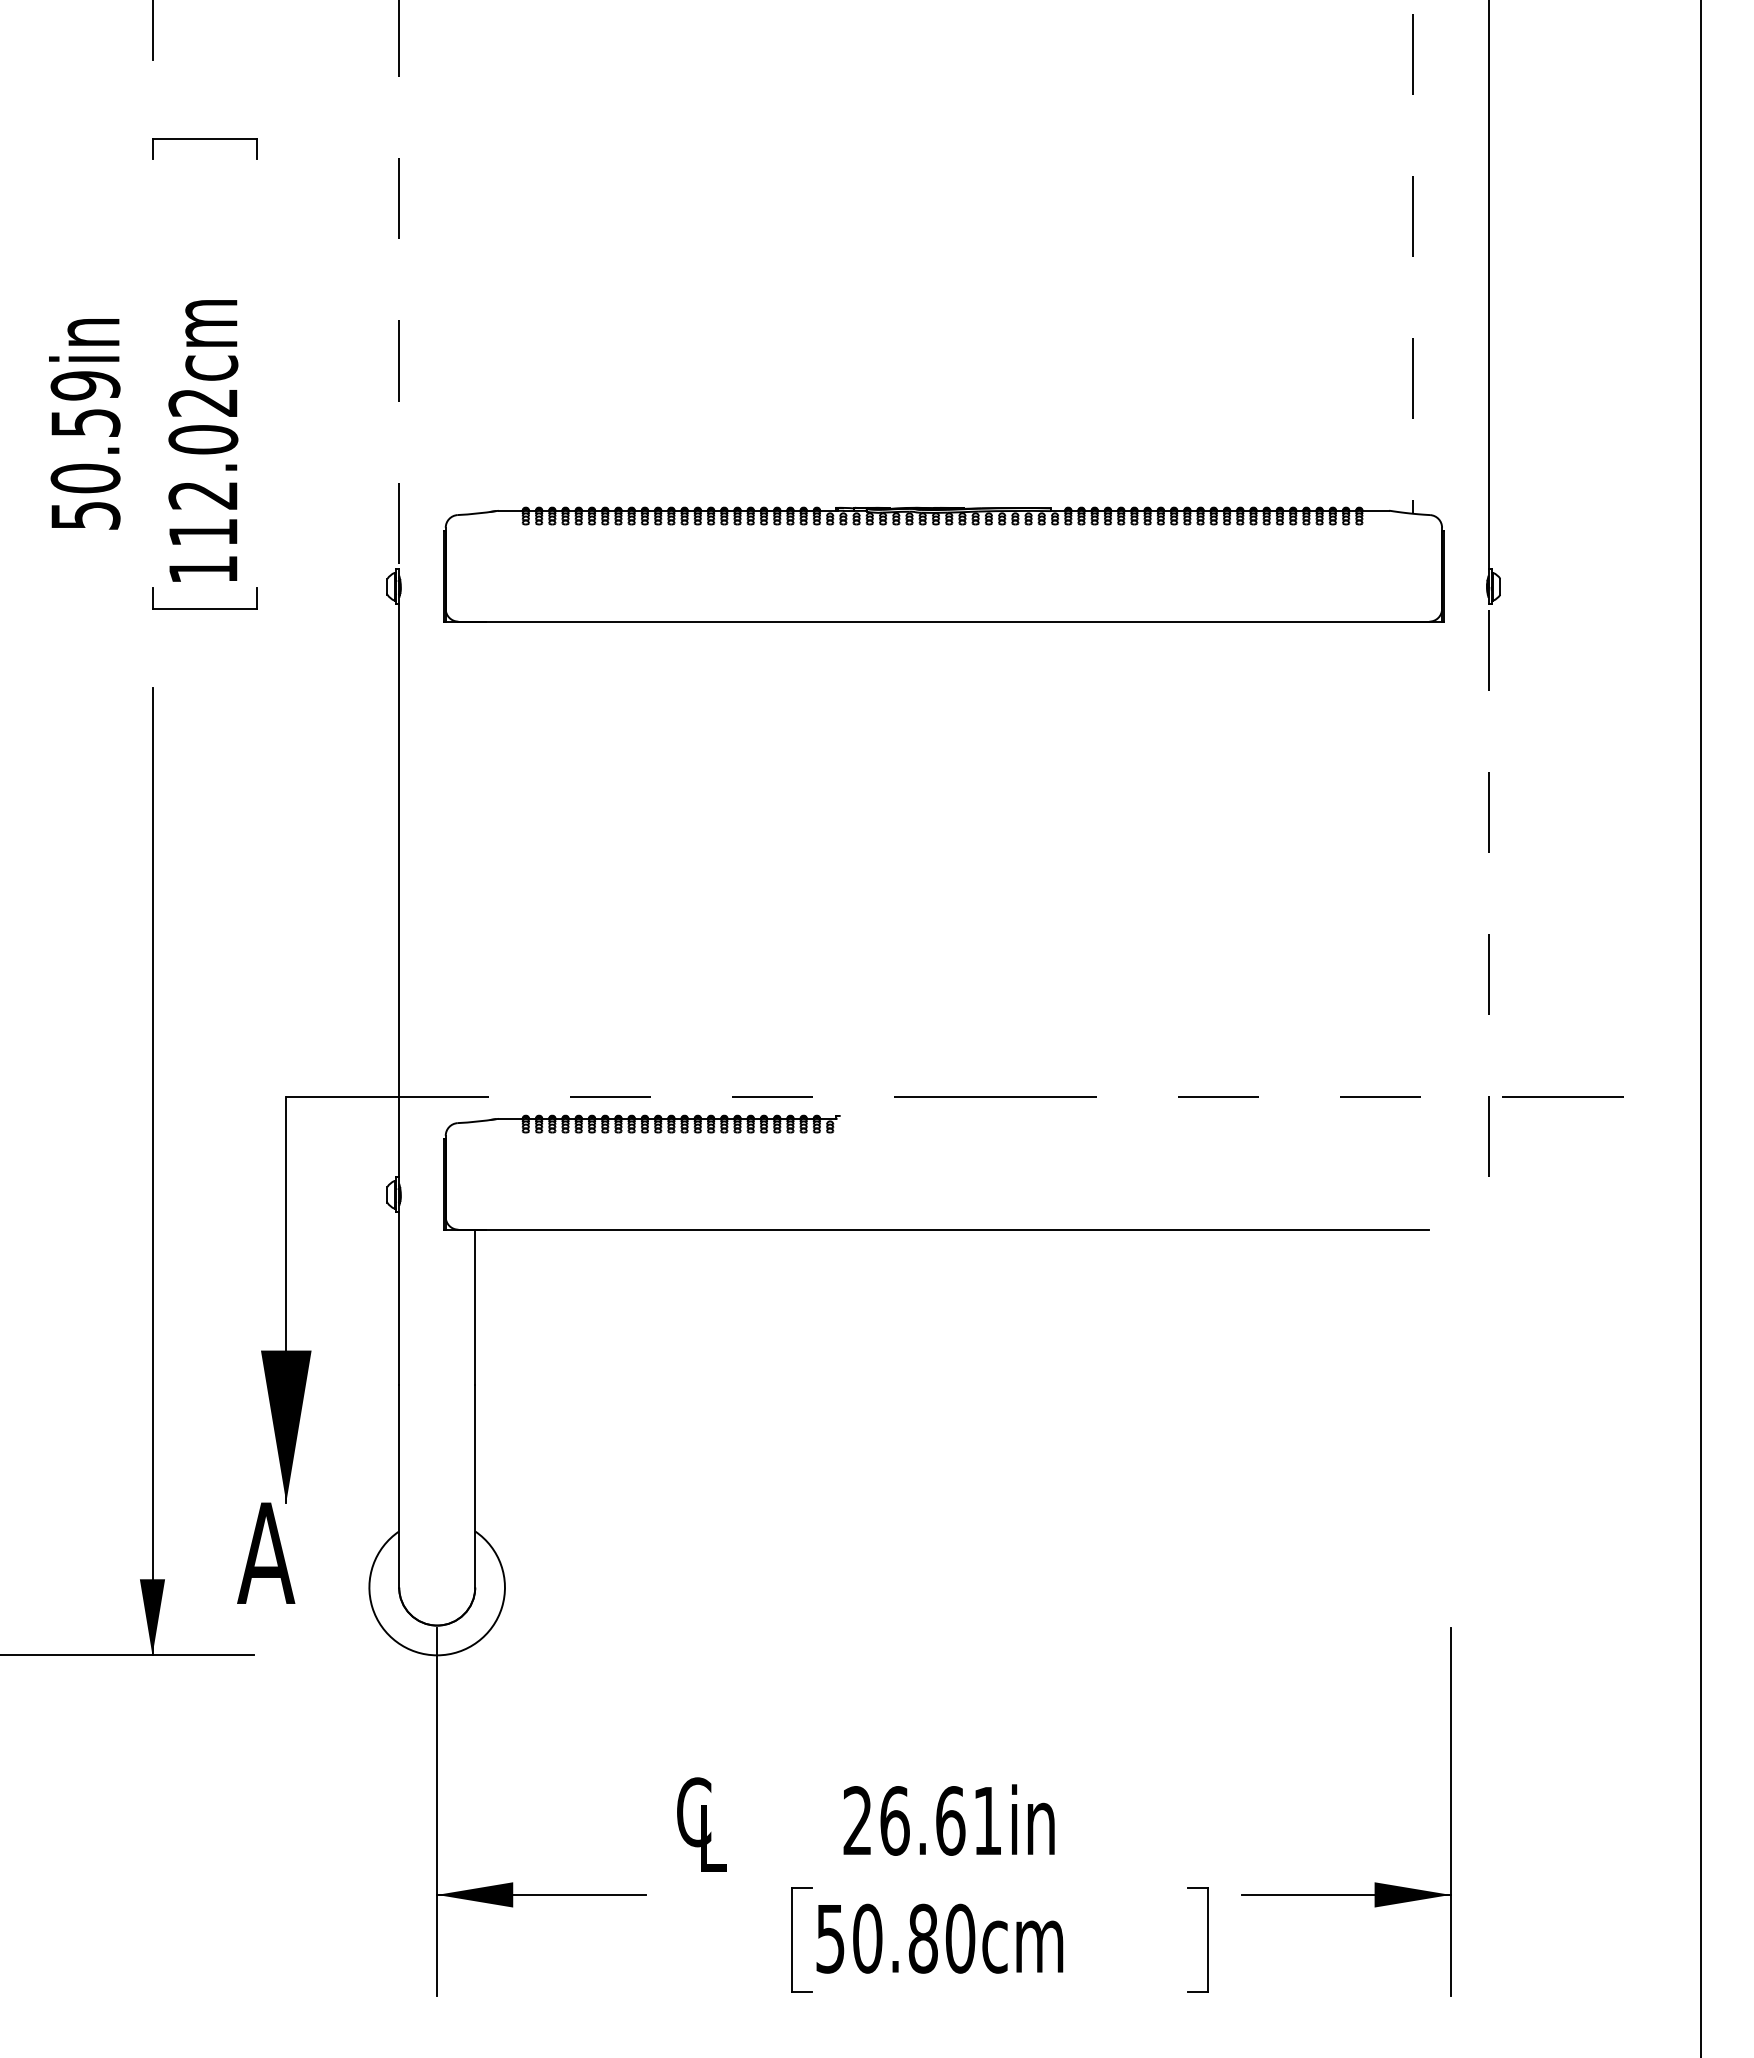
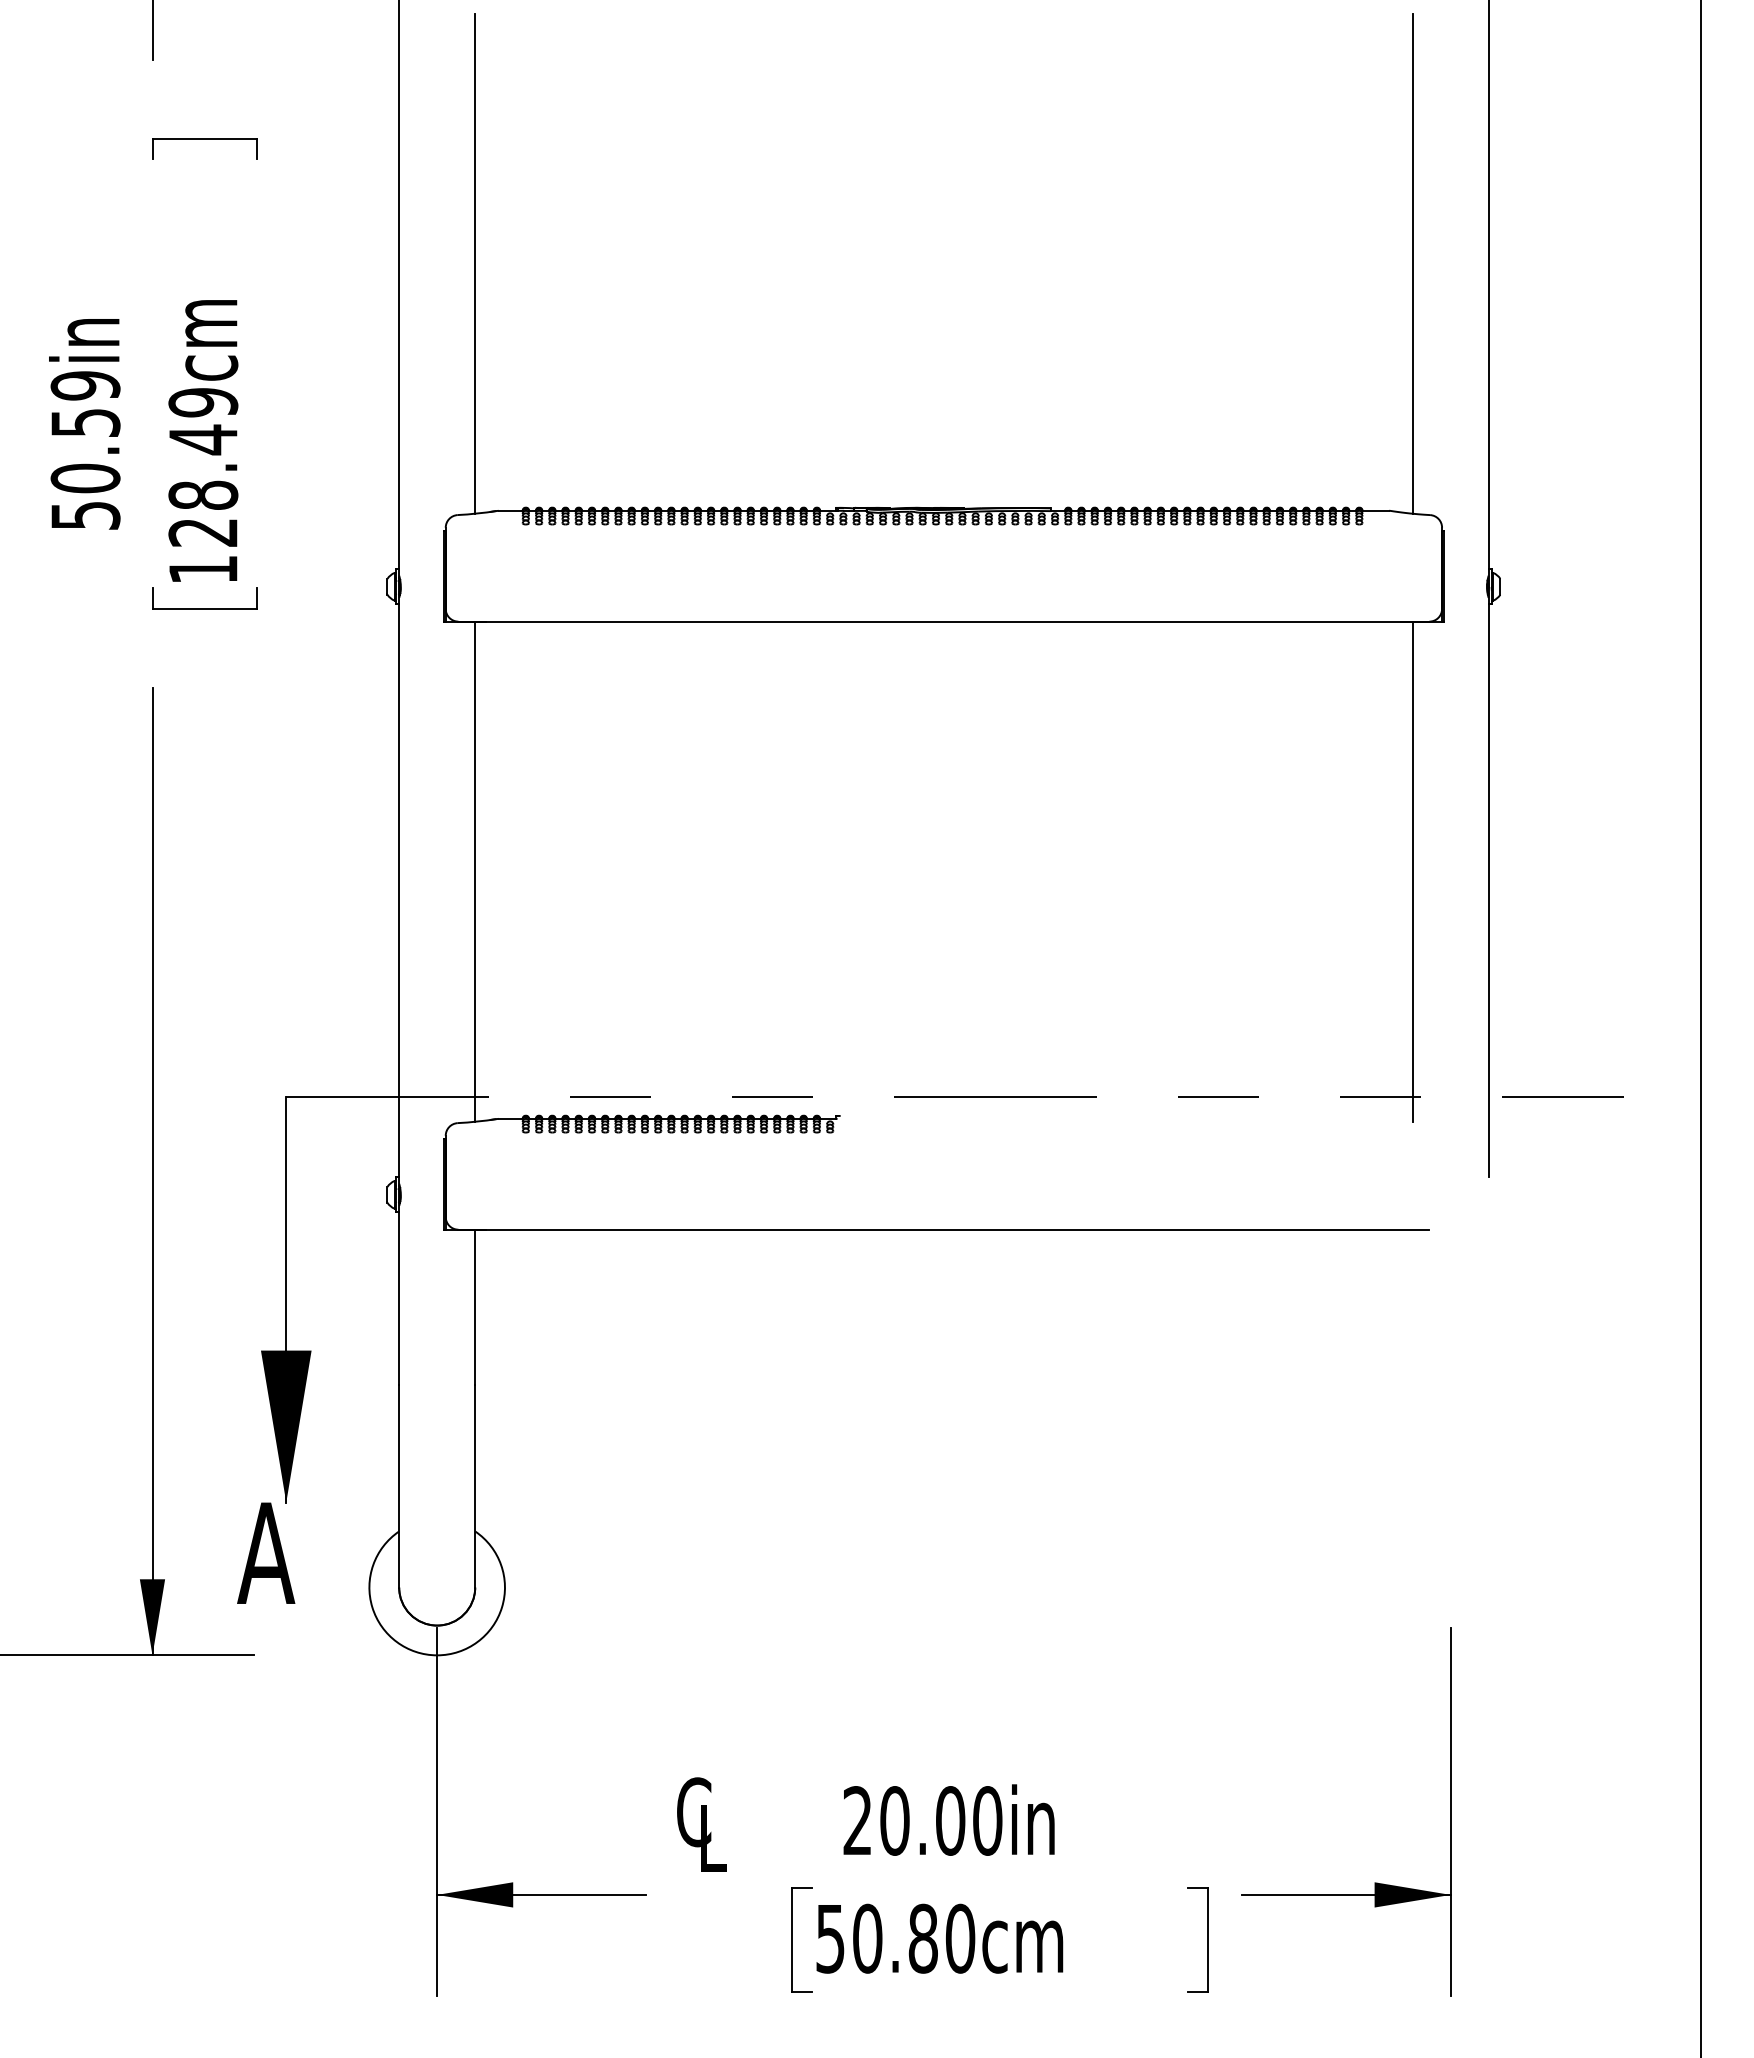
line: none -> present (475, 263)
line: dashed -> solid (1412, 264)
line: dashed -> solid (399, 284)
text: 112.02cm -> 128.49cm (203, 467)
line: none -> present (475, 871)
line: none -> present (1412, 871)
line: dashed -> solid (1488, 890)
text: 26.61in -> 20.00in (941, 1820)
